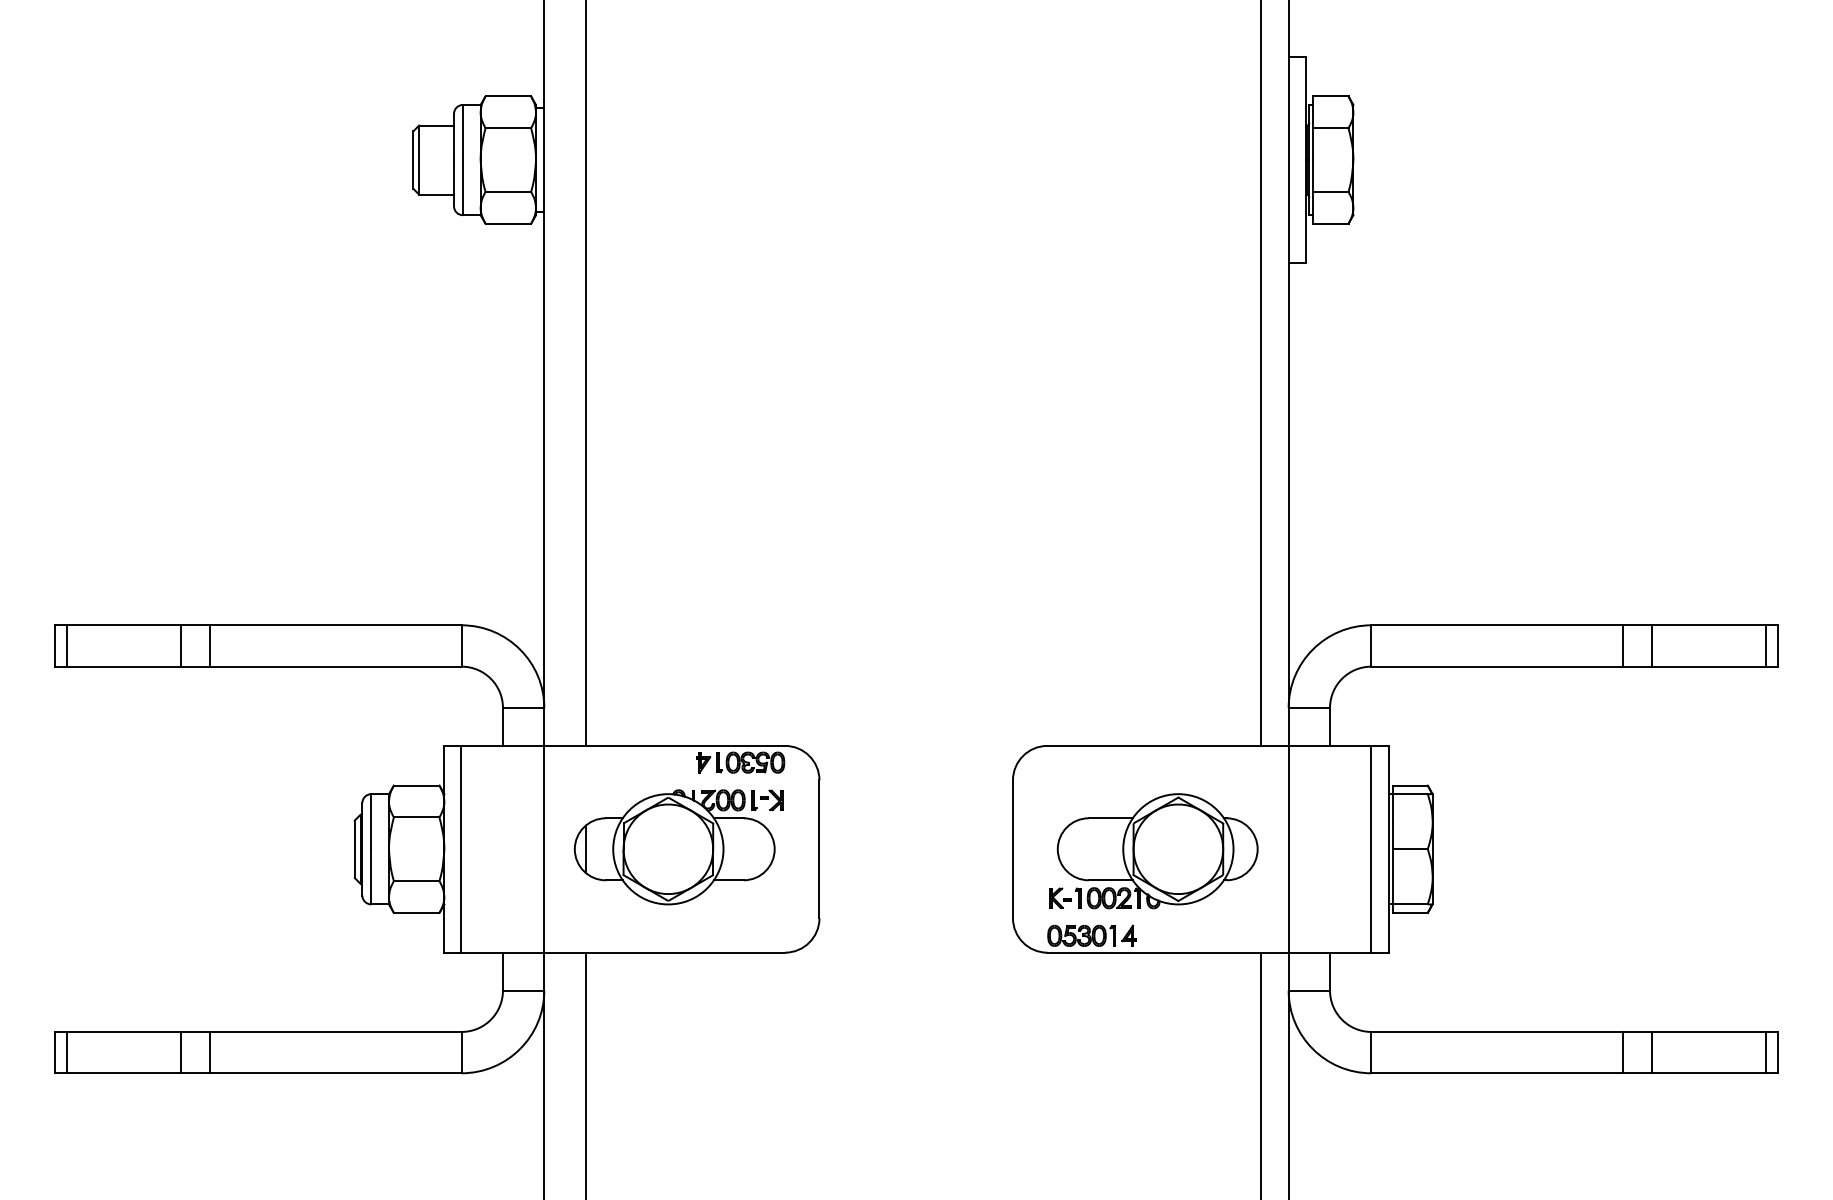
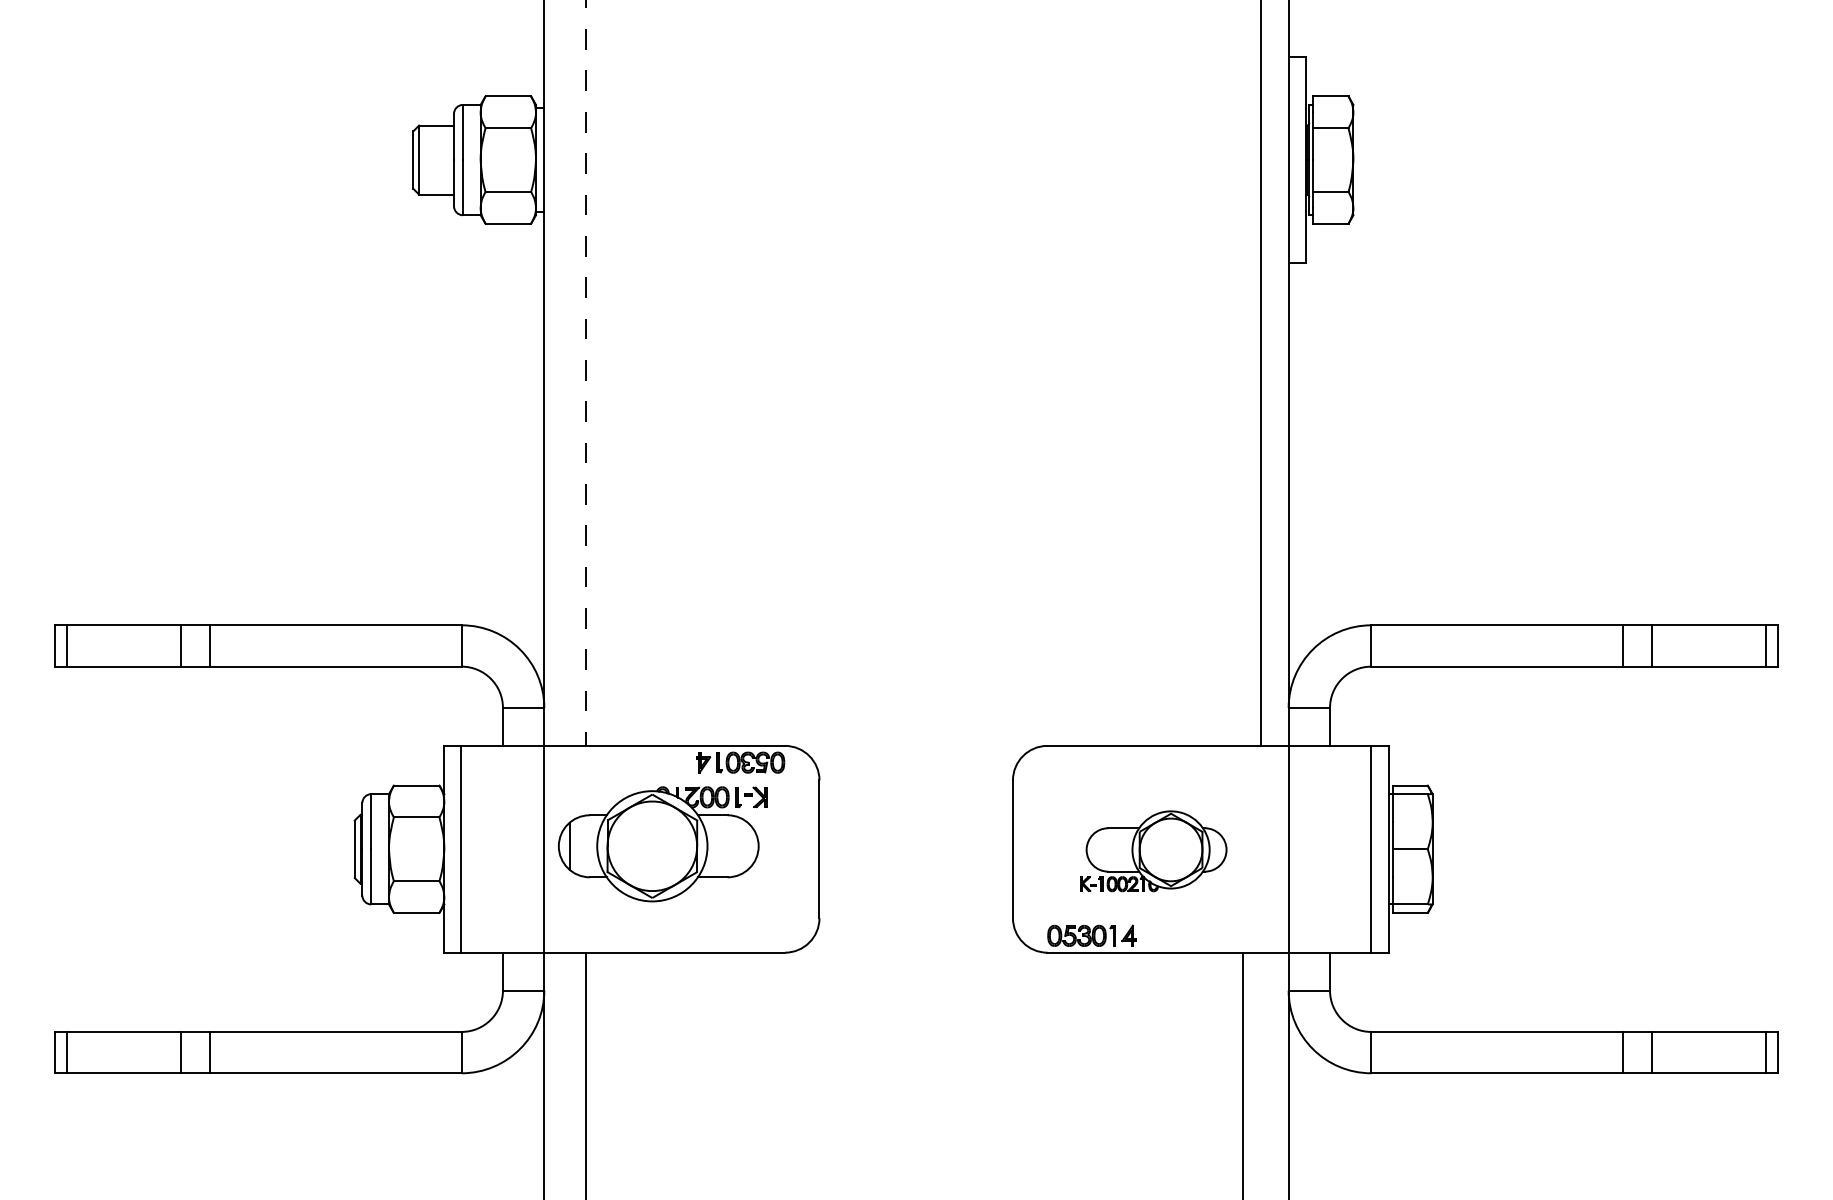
line: solid -> dashed (585, 373)
part position: (678, 847) -> (662, 844) (662, 844)
part size: 210x117 px -> 148x83 px (1153, 851)
line position: (1261, 1074) -> (1243, 1074) (1243, 1074)
